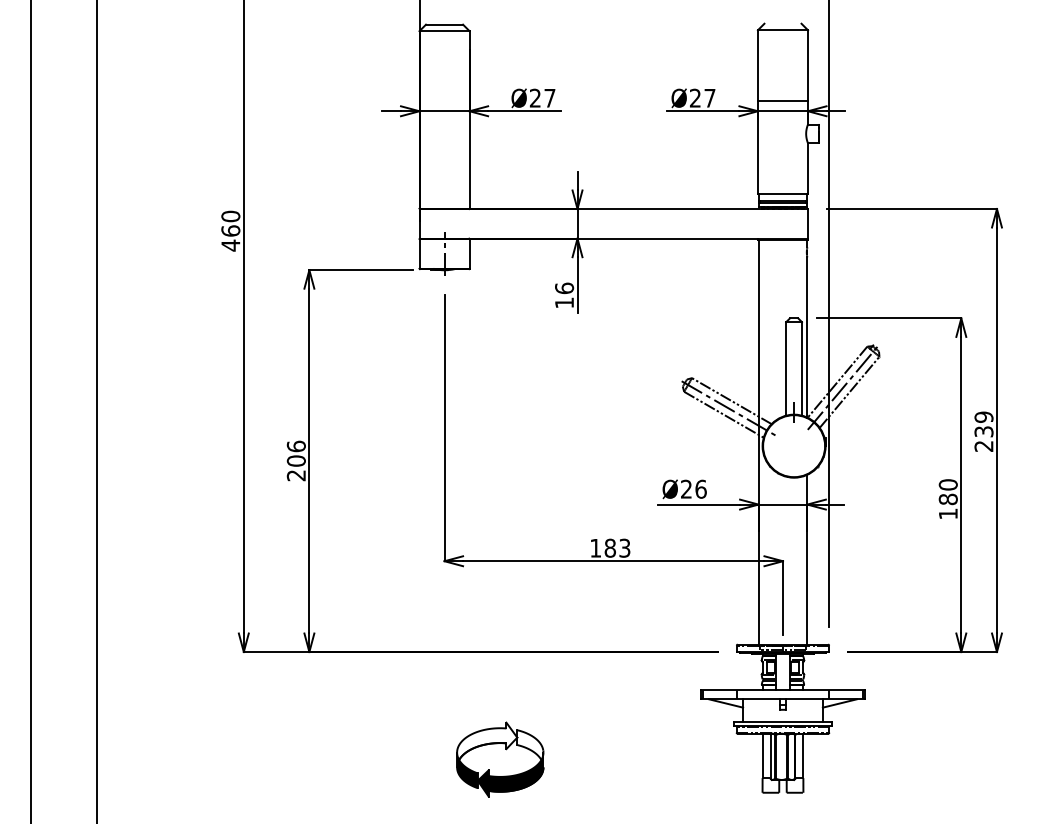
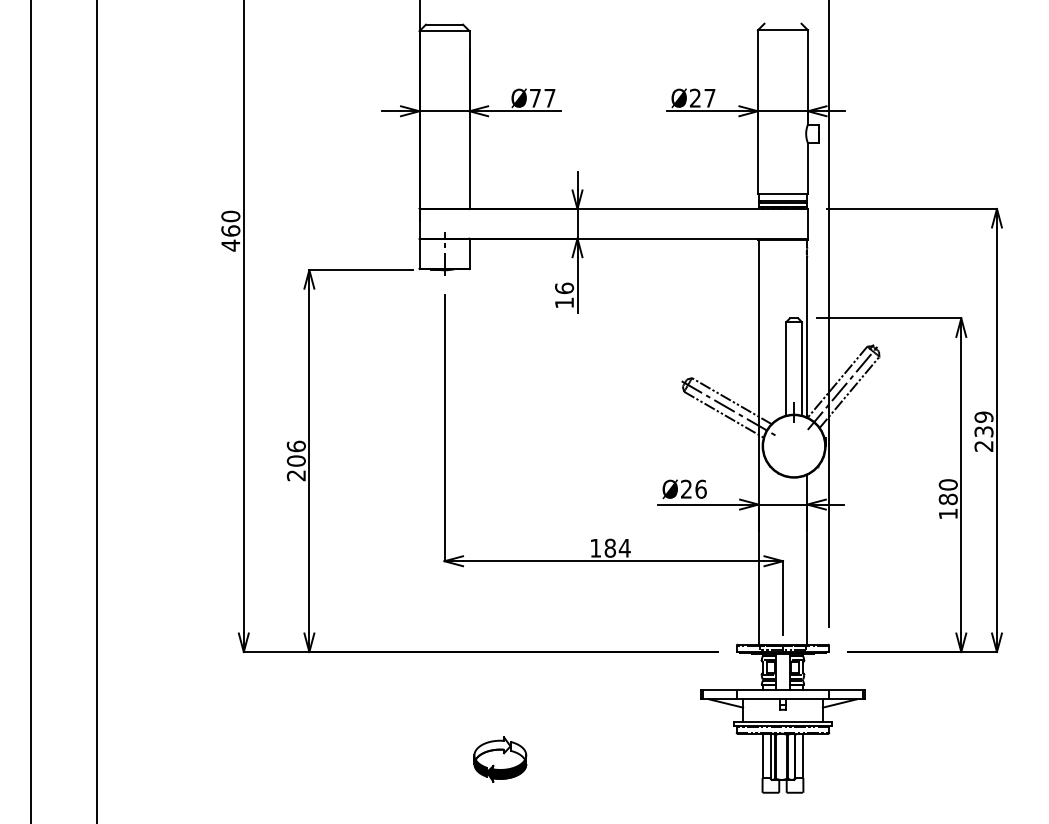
text: Ø27 -> Ø77 (534, 97)
line: present -> none (782, 100)
text: 183 -> 184 (624, 547)
part size: 89x77 px -> 55x47 px (500, 759)
